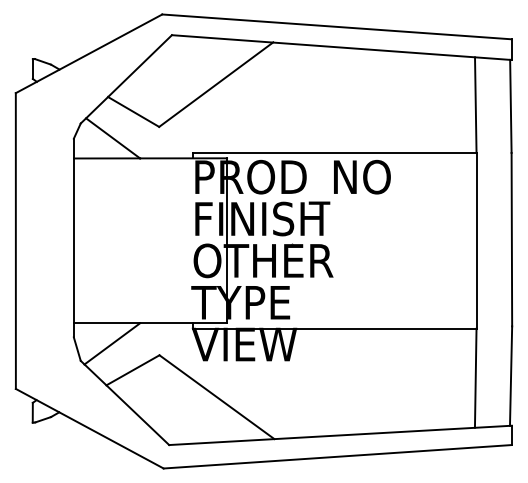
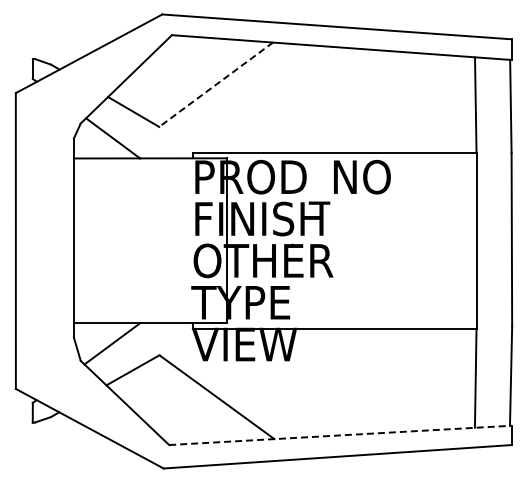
line: solid -> dashed (215, 84)
line: solid -> dashed (340, 435)
